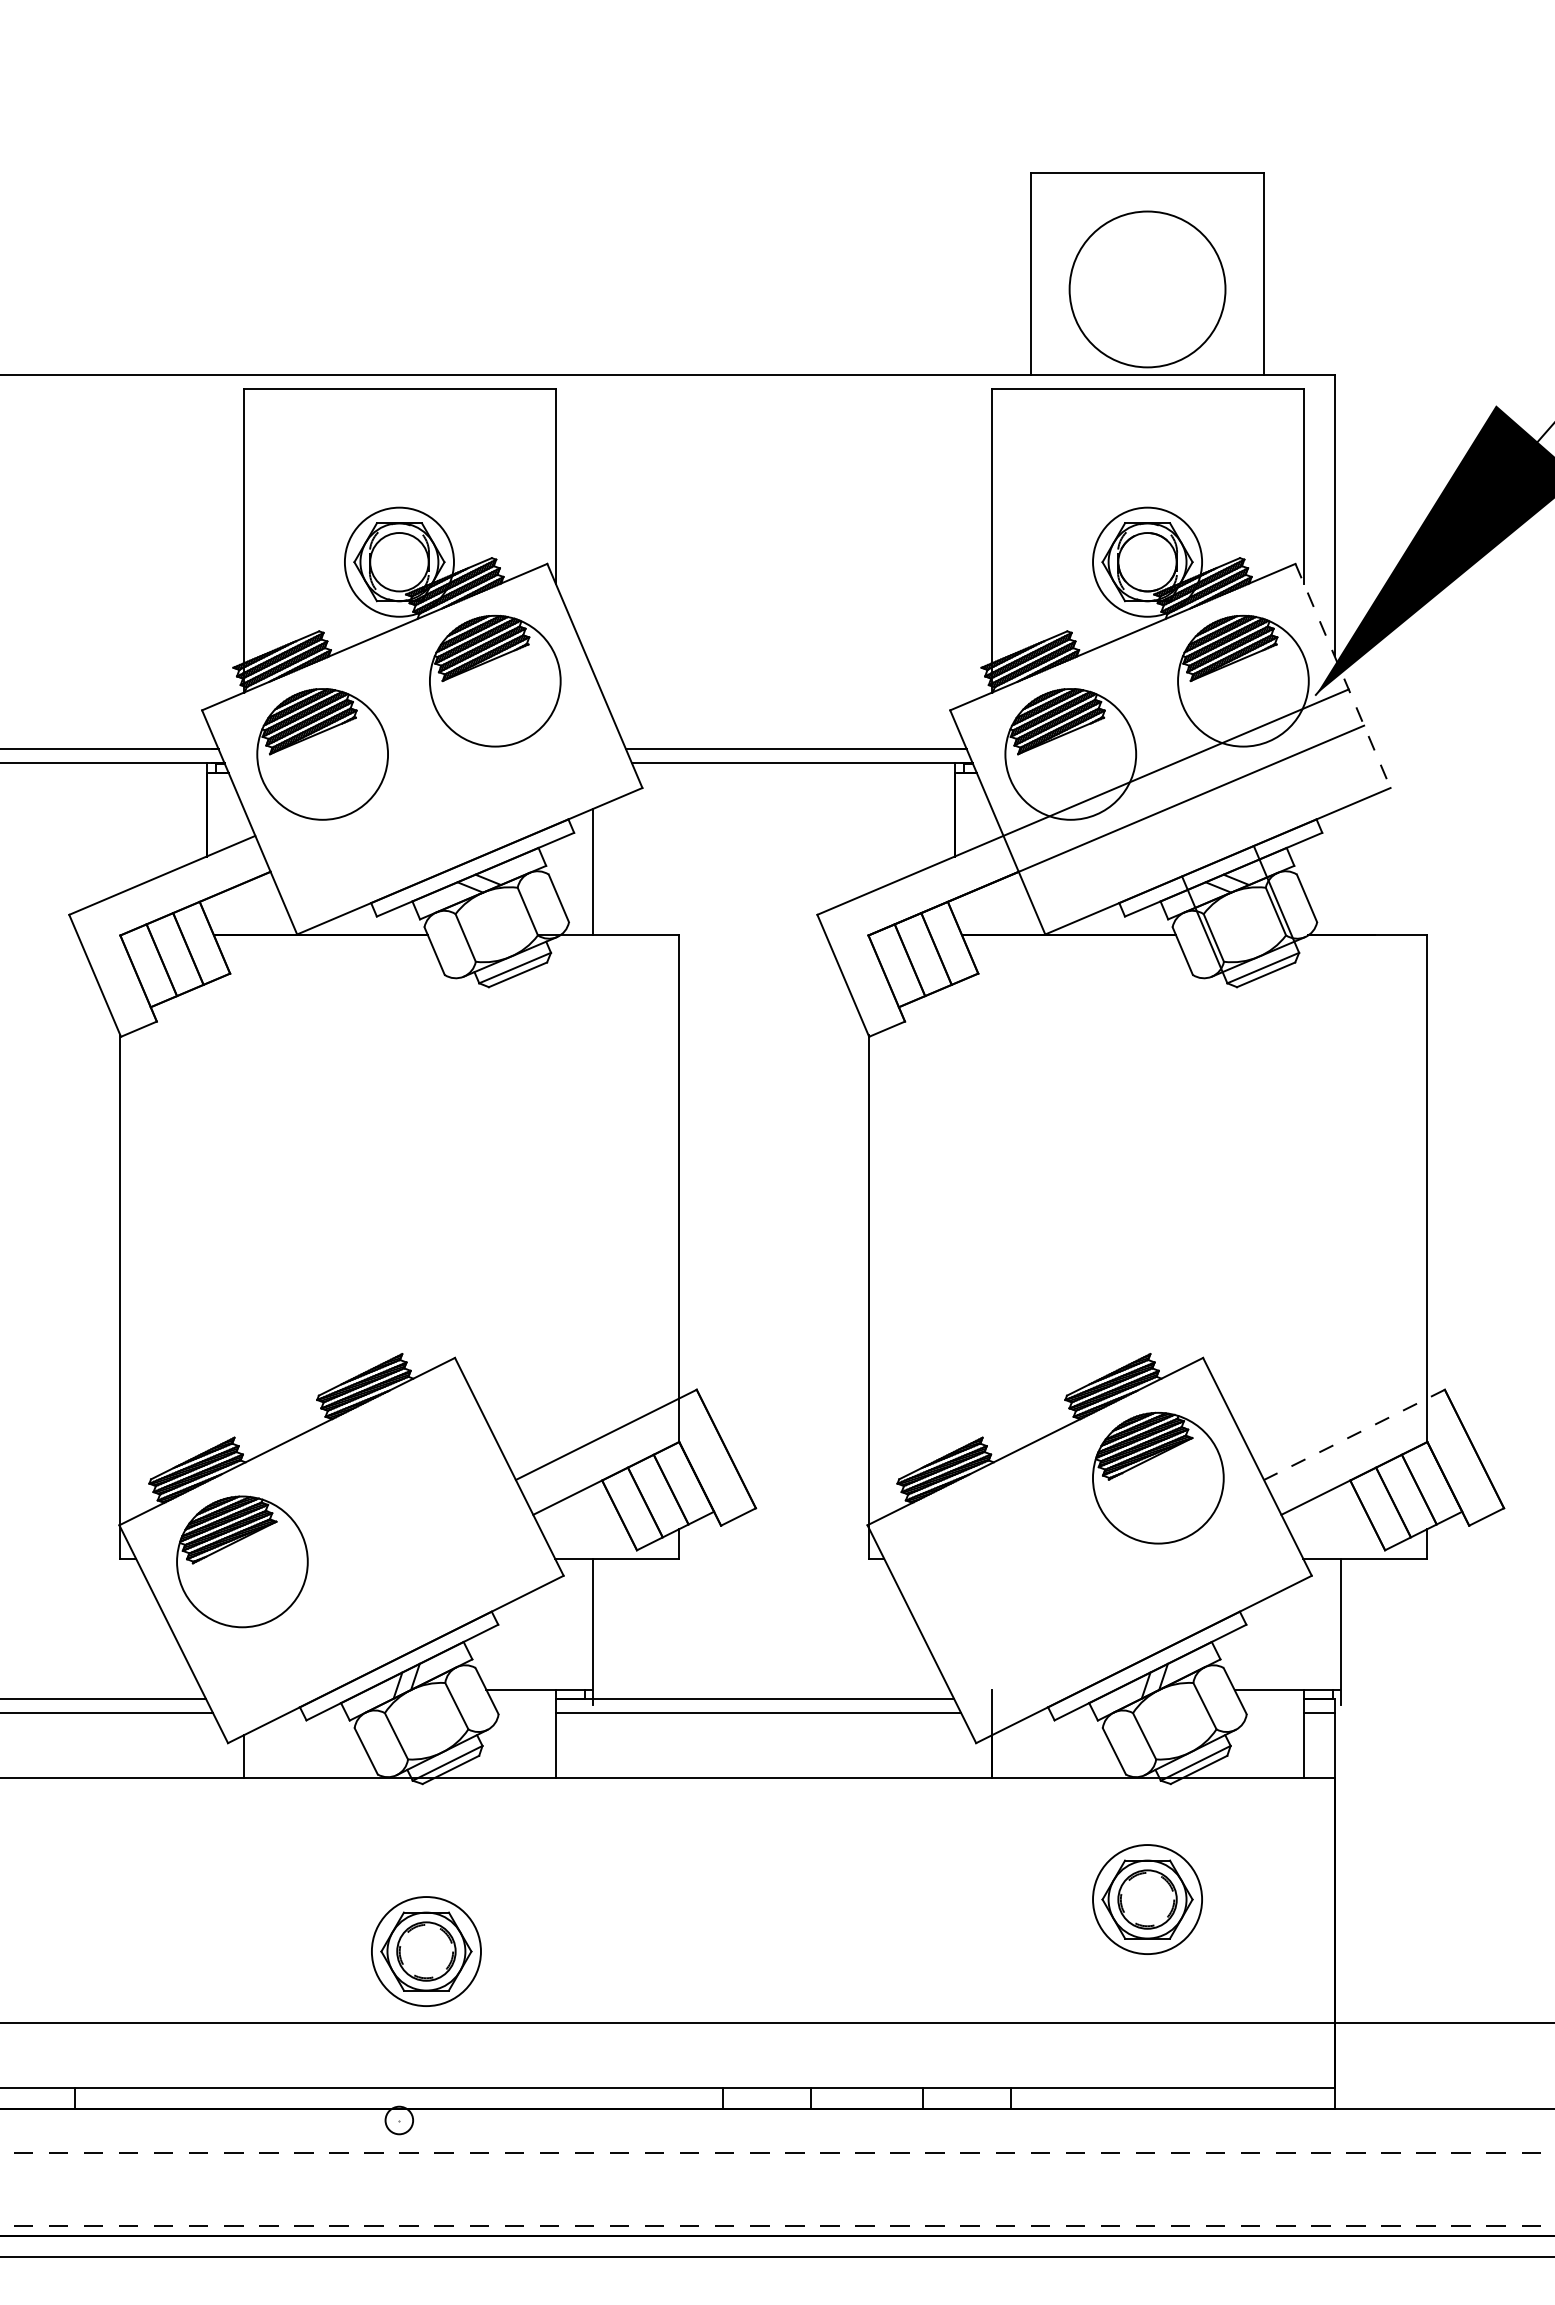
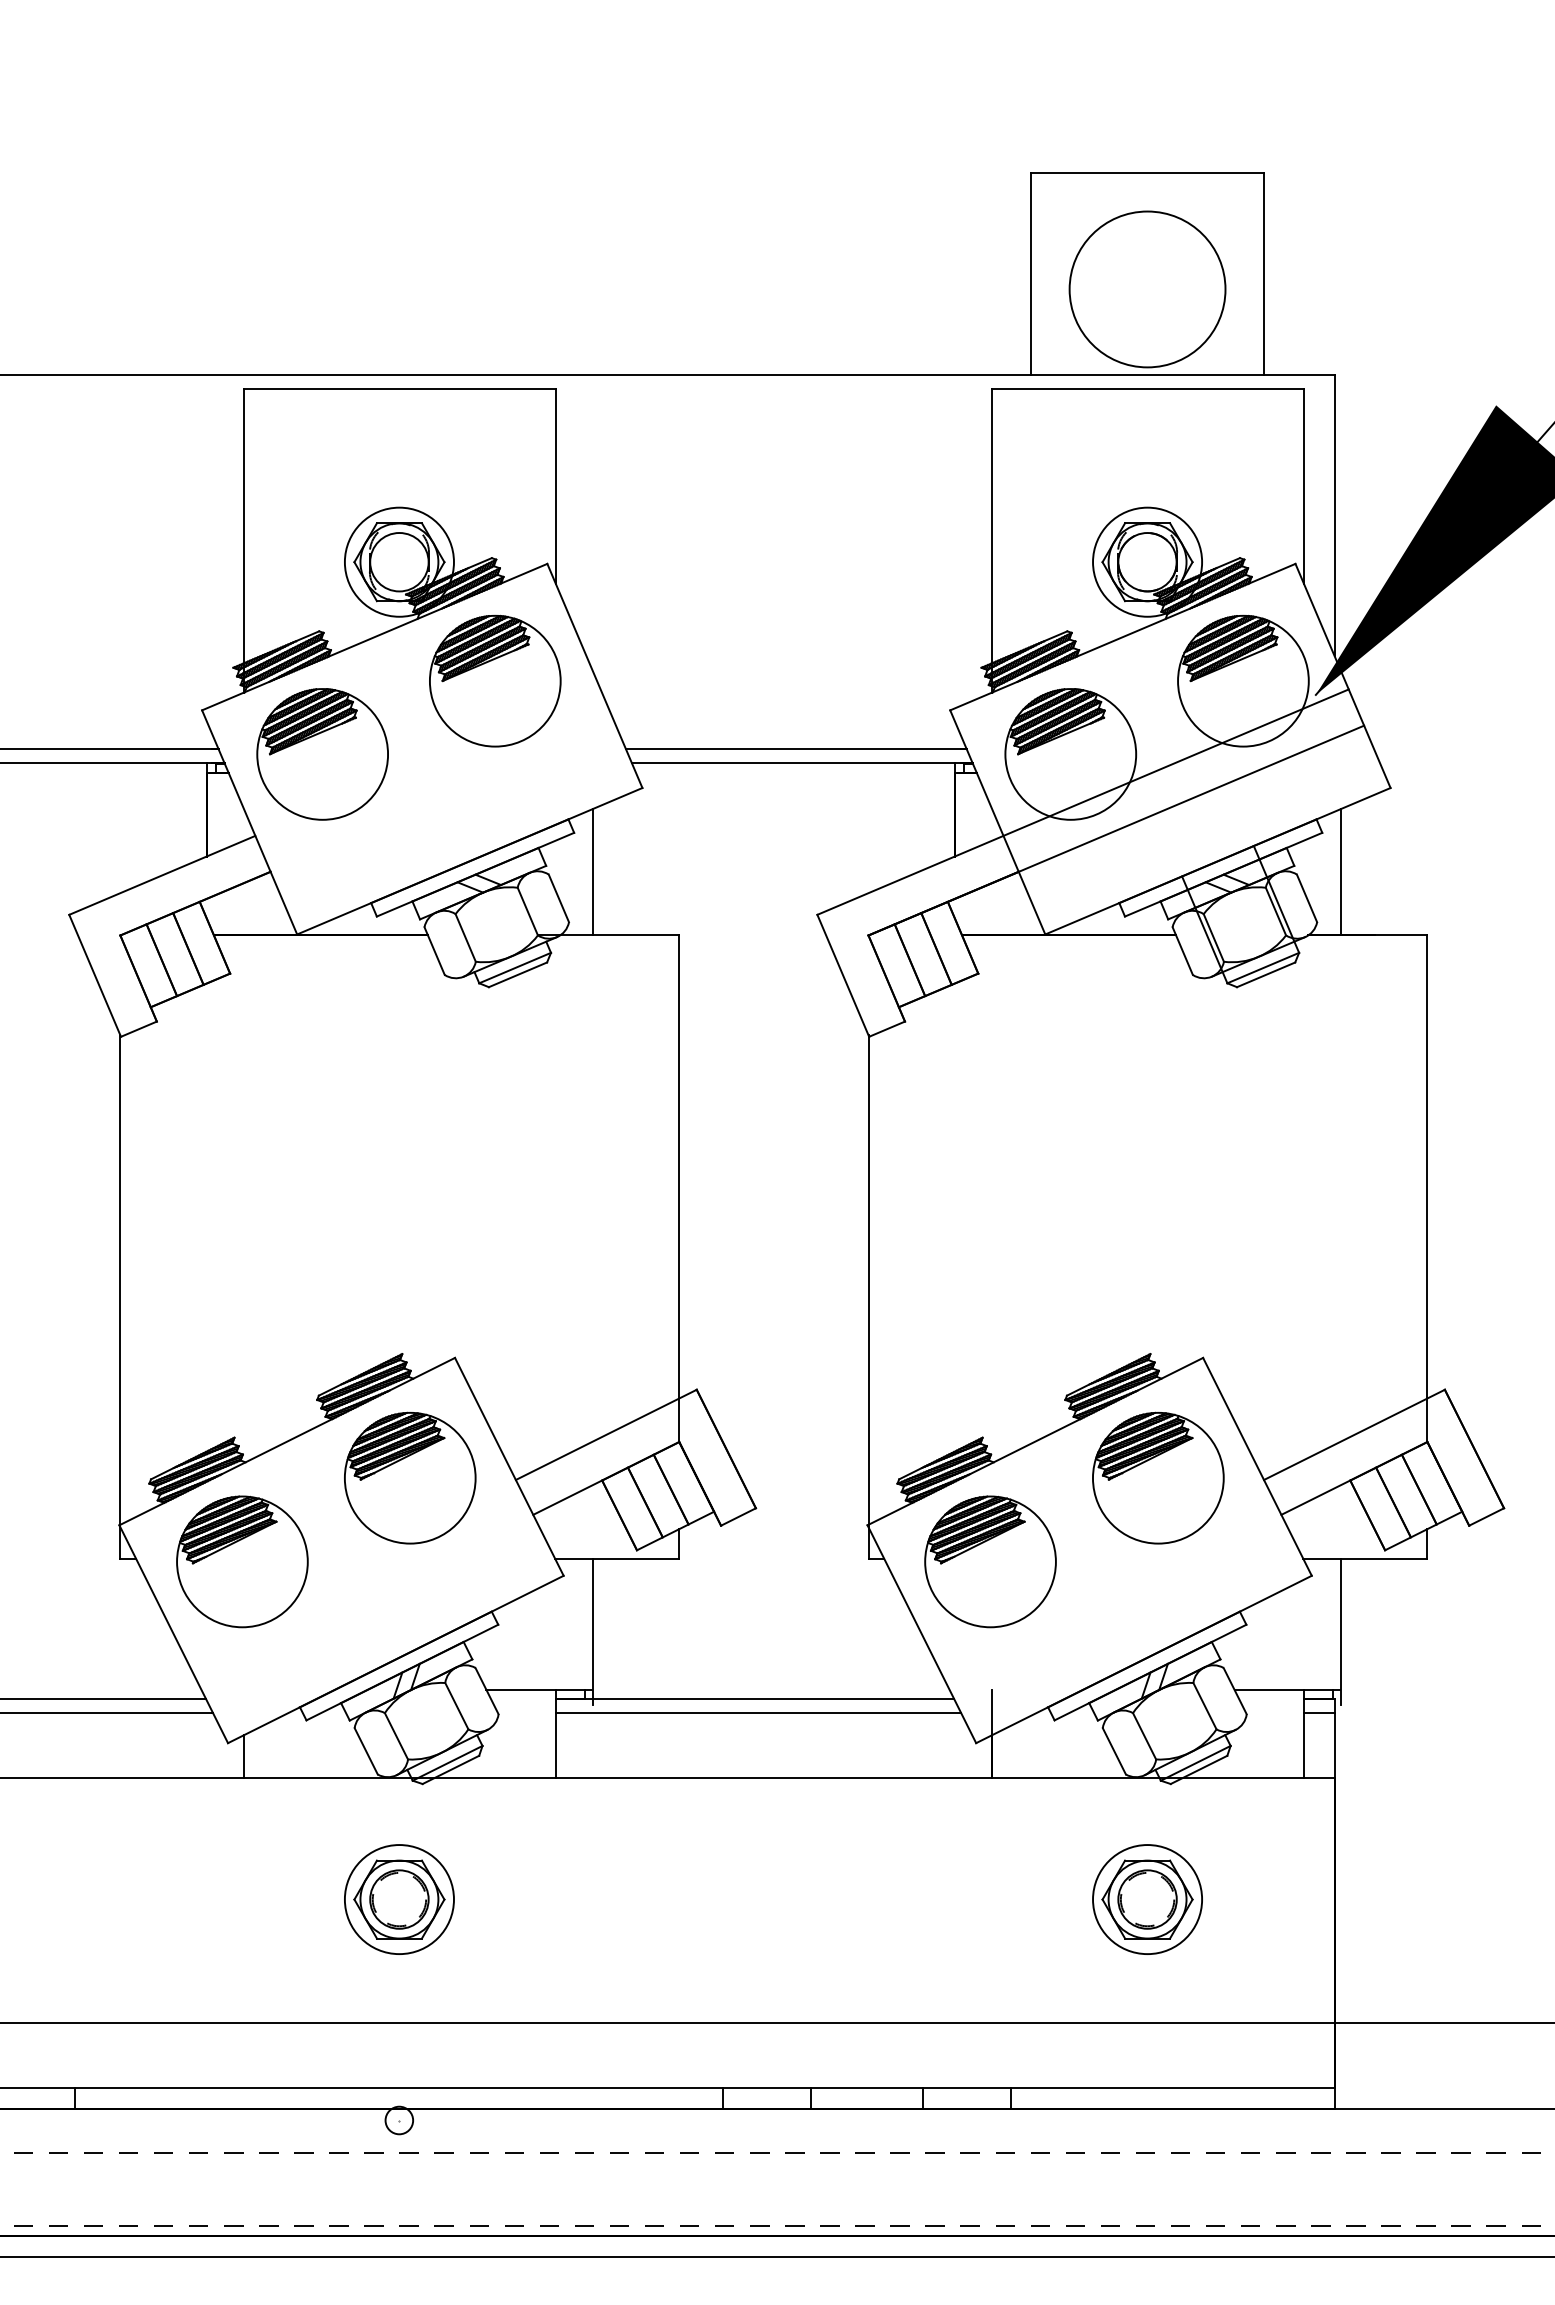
line: dashed -> solid (1343, 675)
line: none -> present (1341, 871)
line: dashed -> solid (1354, 1435)
part: none -> present (410, 1477)
part: none -> present (990, 1561)
part position: (426, 1951) -> (399, 1899) (399, 1899)
